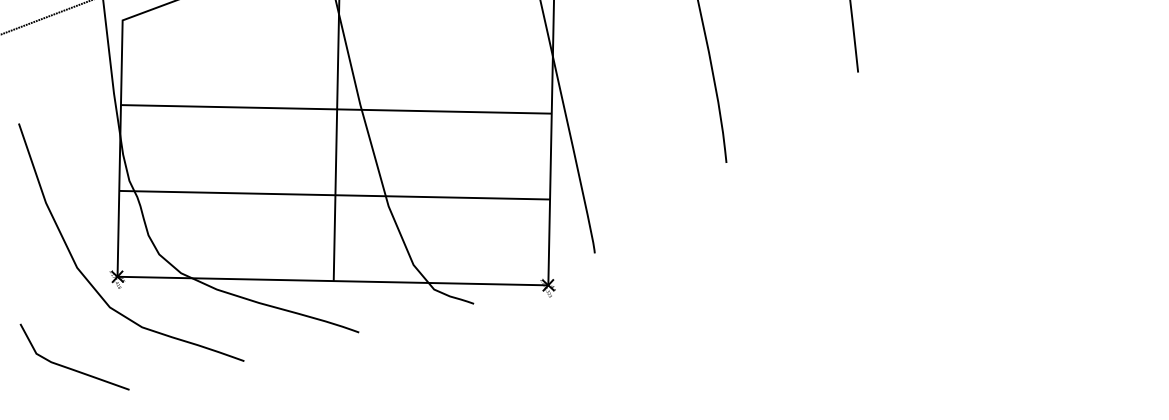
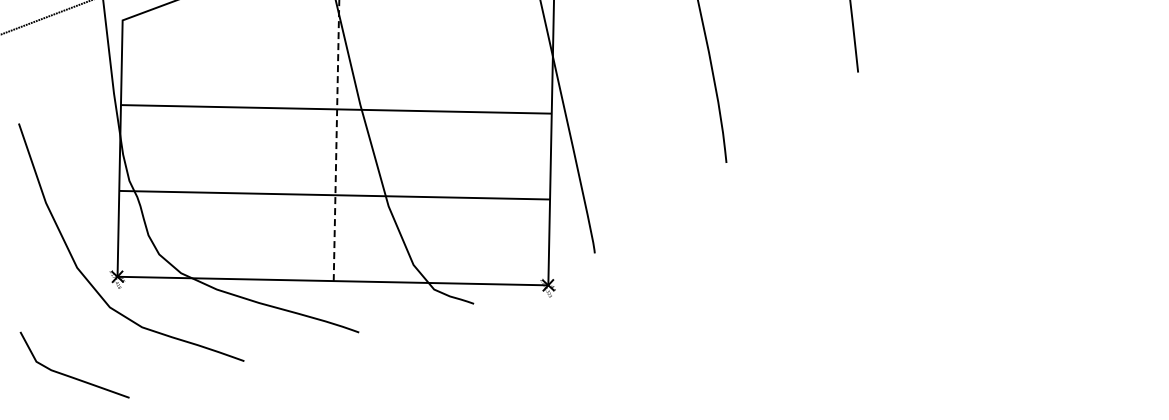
line: solid -> dashed (336, 140)
curve position: (69, 367) -> (69, 375) (69, 375)
